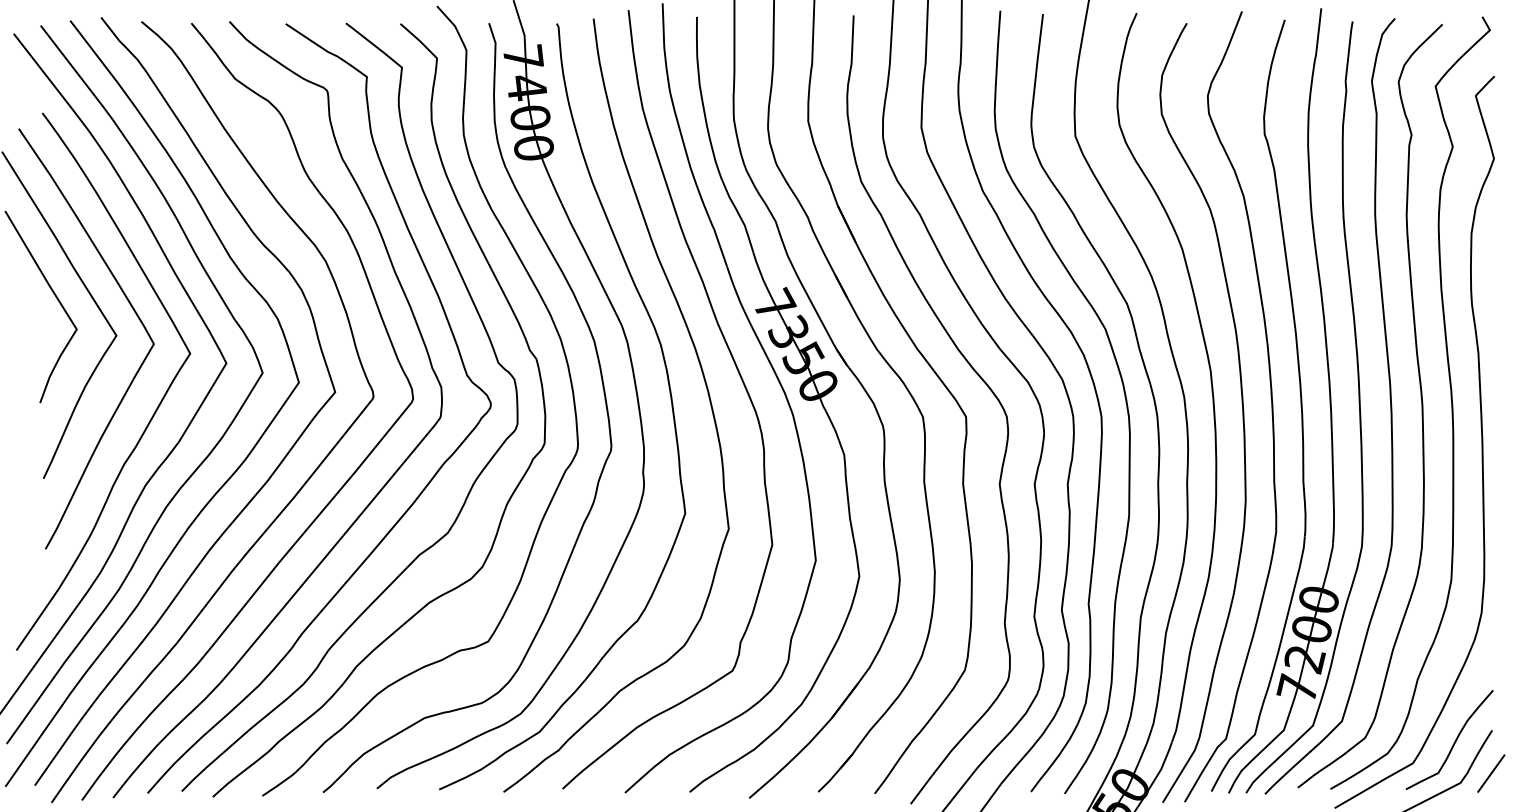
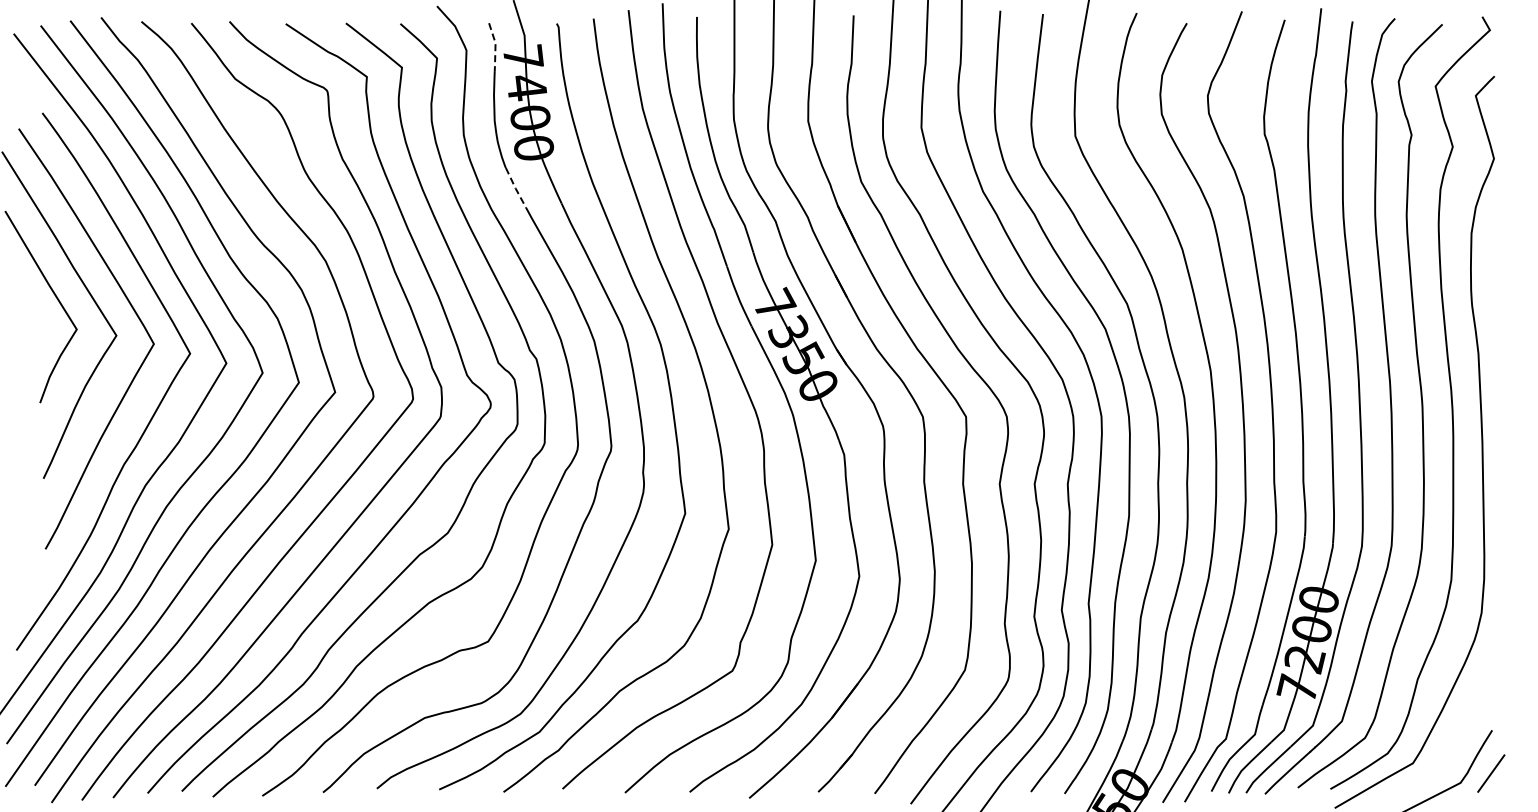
line: solid -> dashed (495, 47)
line: solid -> dashed (515, 188)
curve: present -> none (1454, 741)
